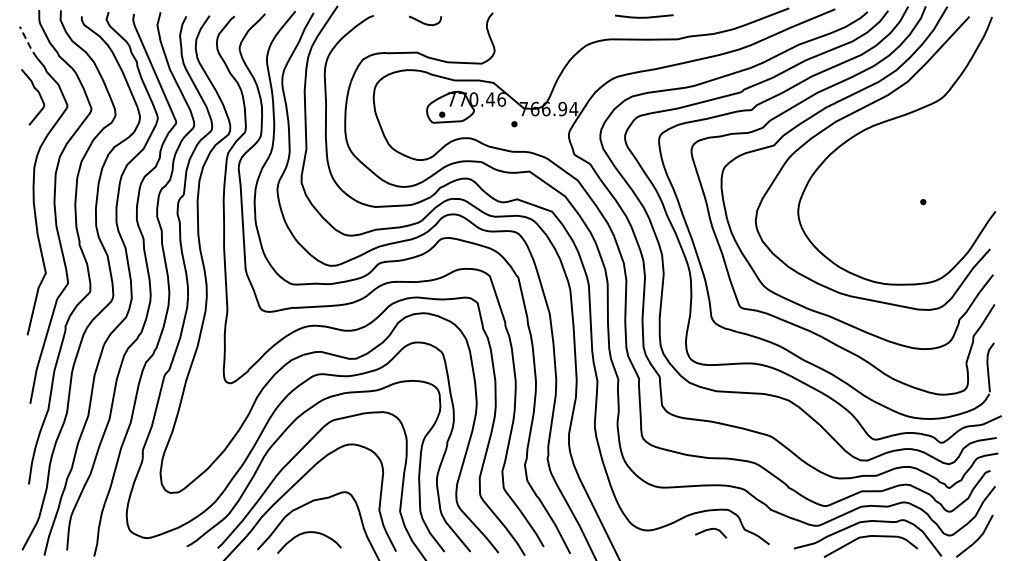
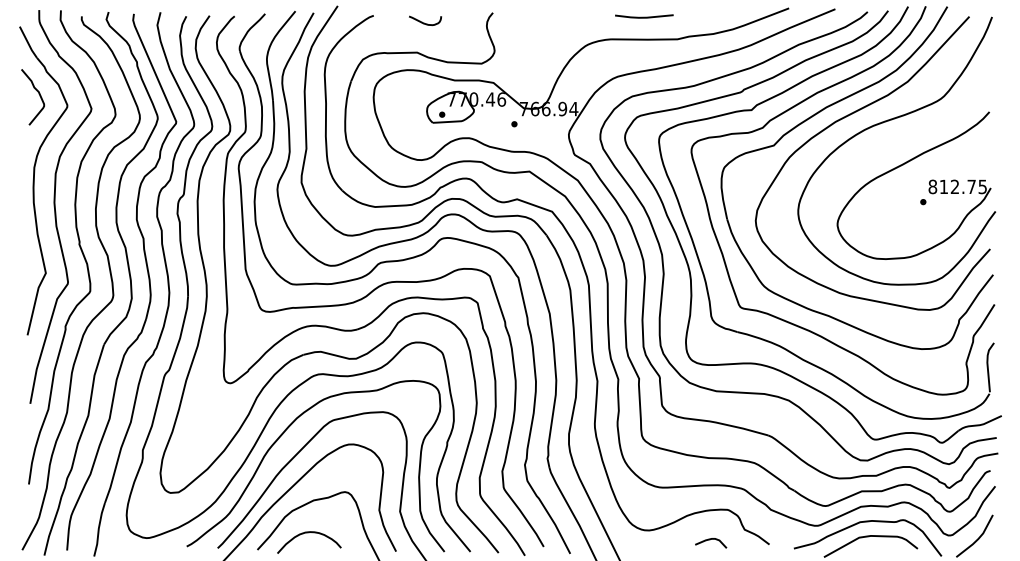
line: dashed -> solid (27, 42)
part: none -> present (928, 188)
curve position: (710, 530) -> (710, 540) (710, 540)
